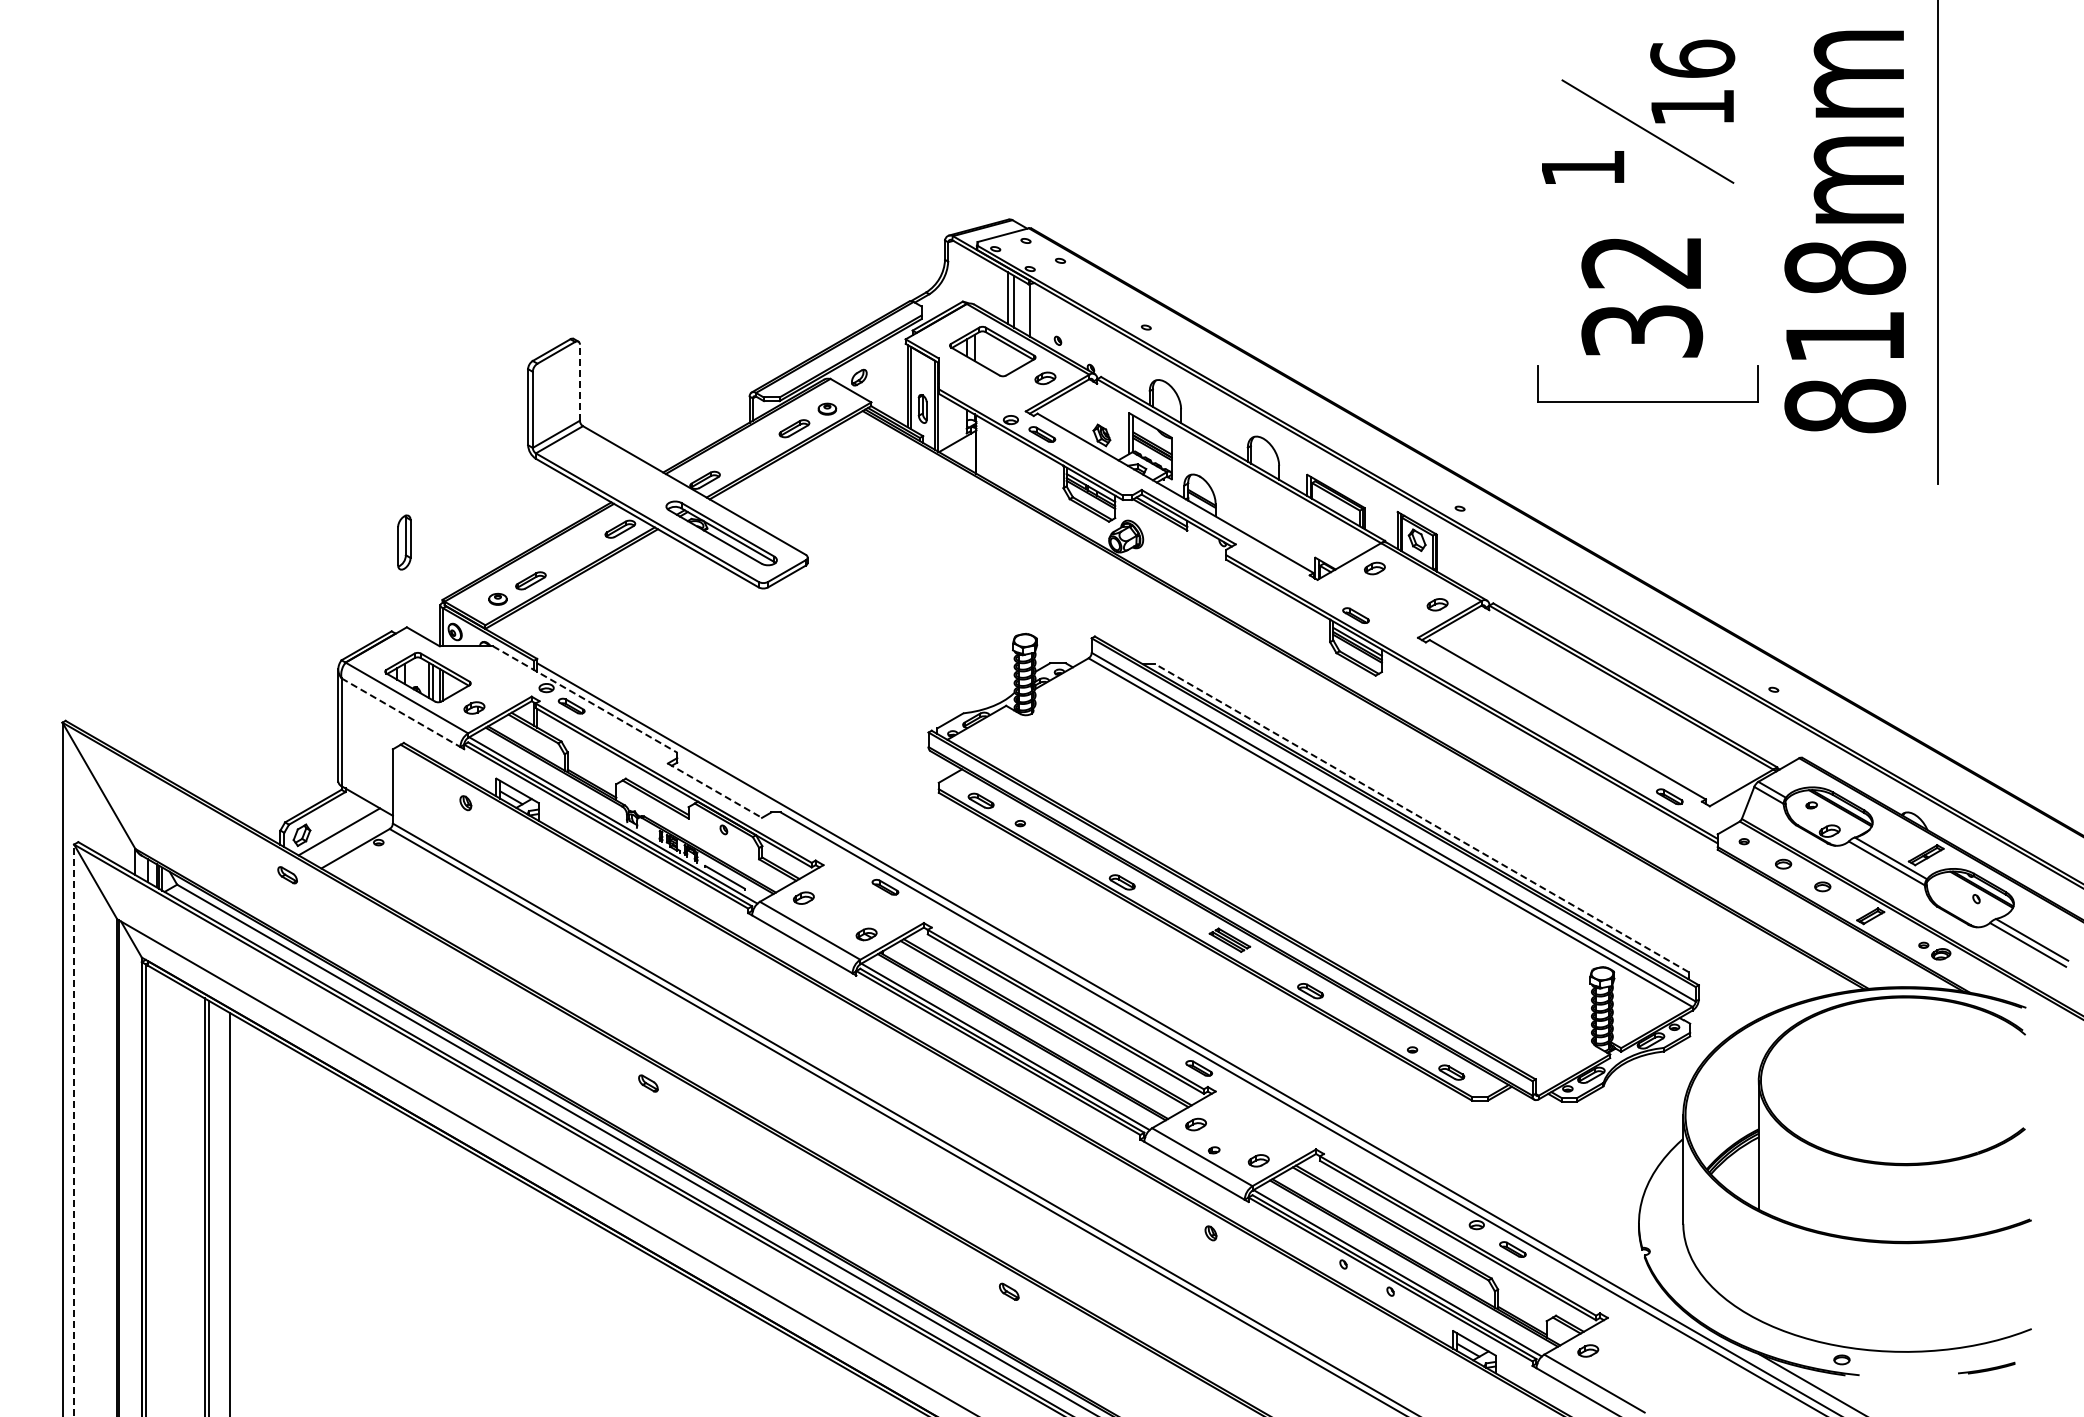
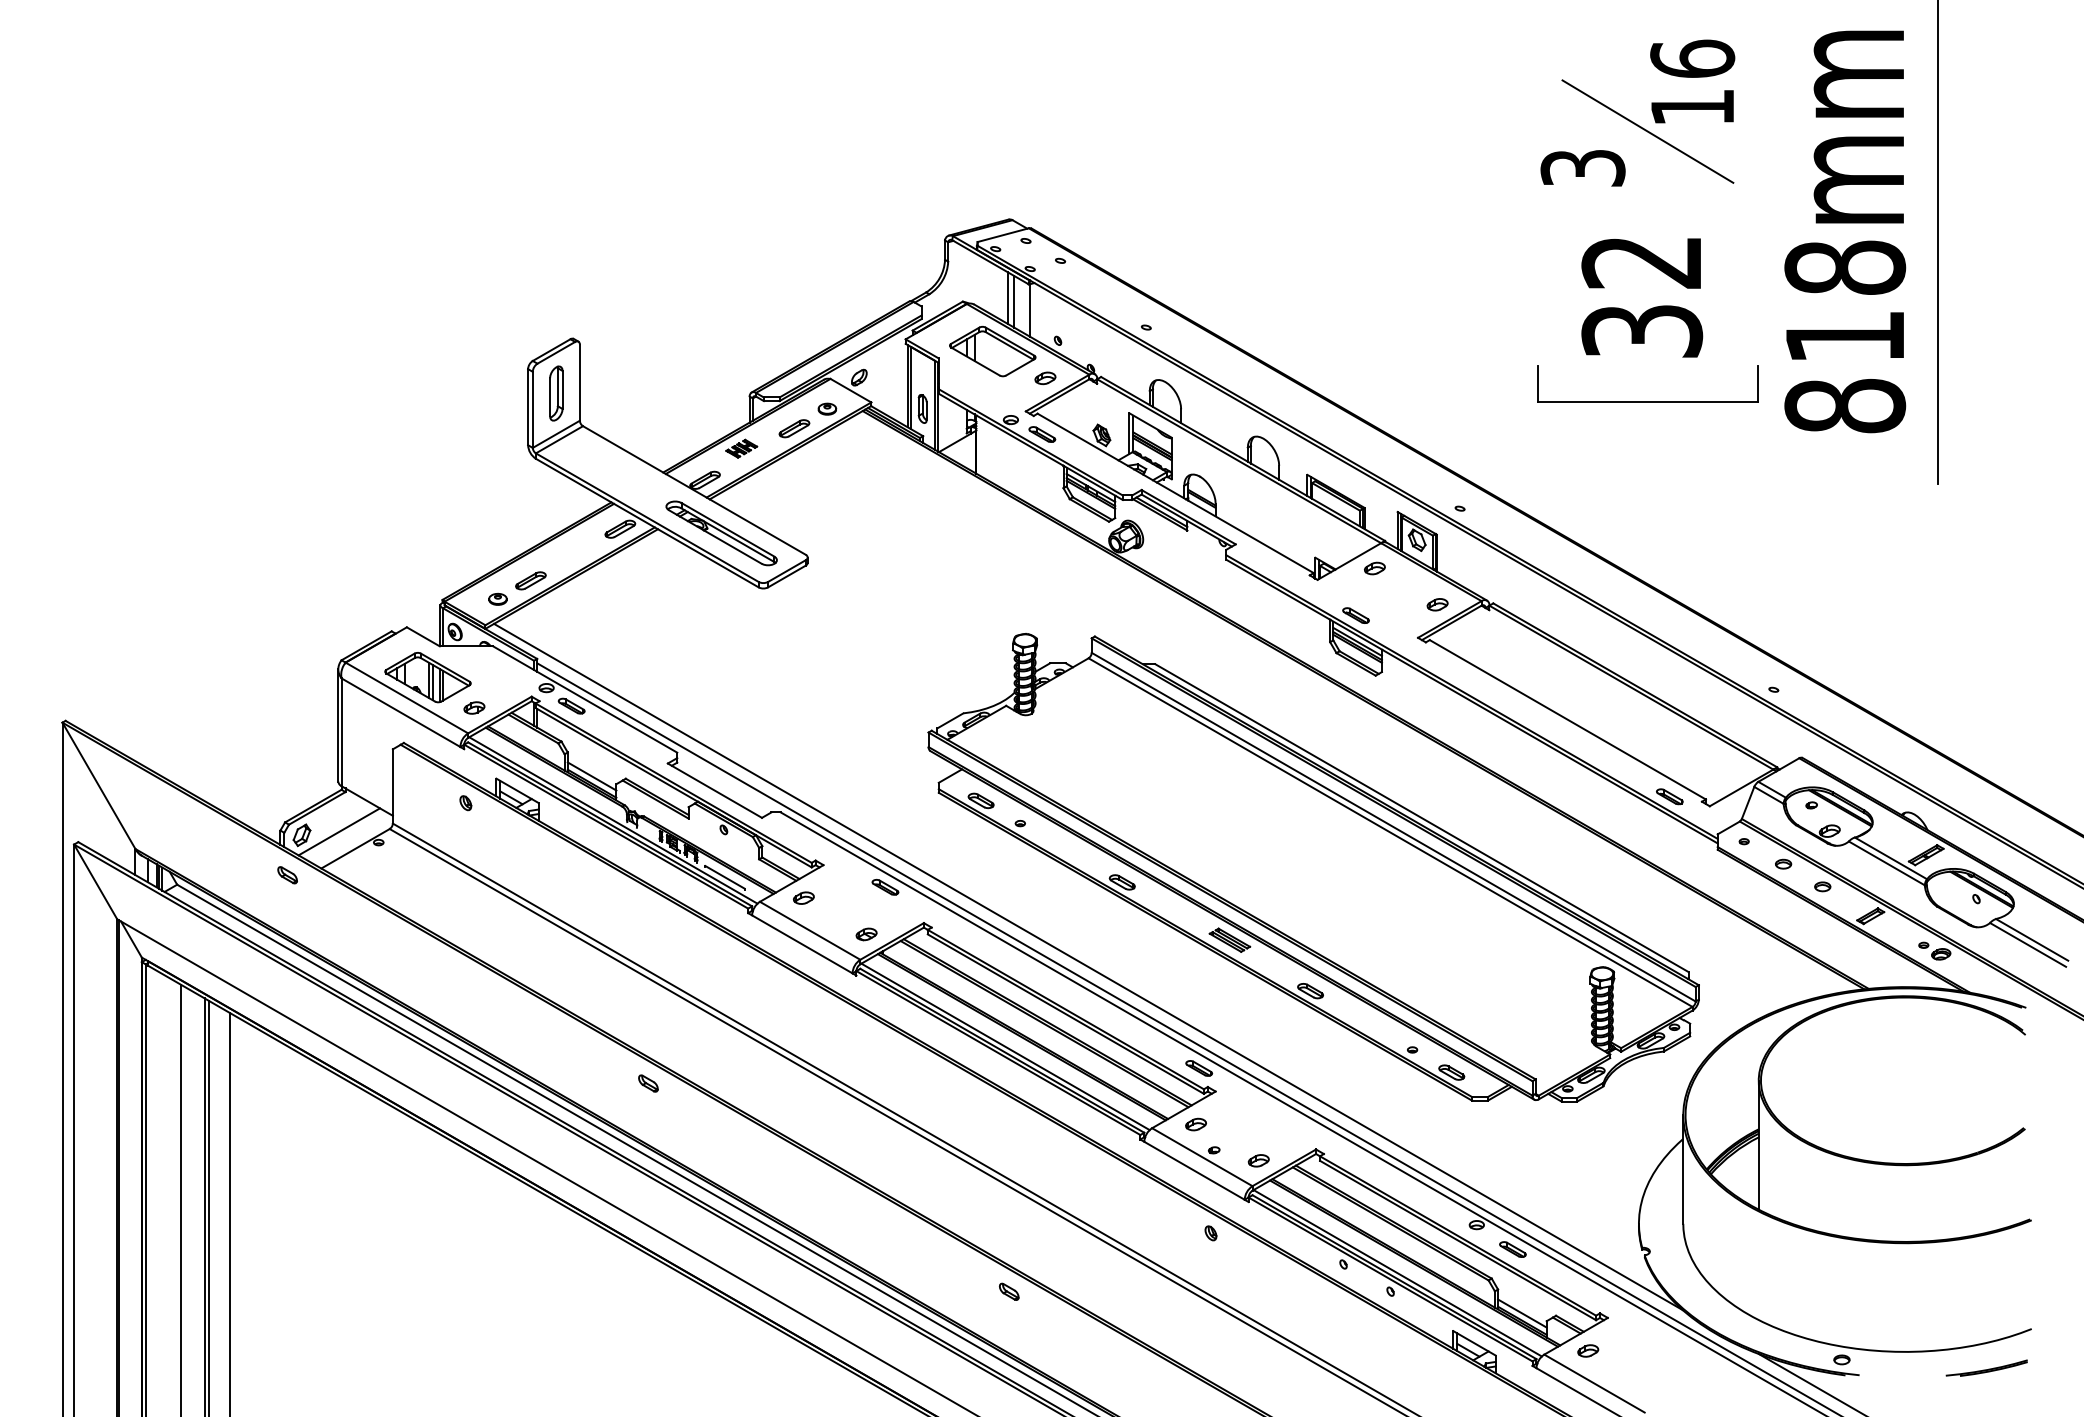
text: 1 -> 3 (1582, 168)
line: dashed -> solid (579, 382)
part: none -> present (741, 448)
part position: (404, 542) -> (556, 393) (556, 393)
line: dashed -> solid (585, 699)
line: dashed -> solid (400, 712)
line: none -> present (591, 776)
line: dashed -> solid (715, 790)
line: dashed -> solid (1421, 818)
line: none -> present (1088, 966)
line: dashed -> solid (74, 1130)
line: none -> present (181, 1198)
line: none -> present (1522, 1313)
part size: 58x14 px -> 83x18 px (1986, 1367)
